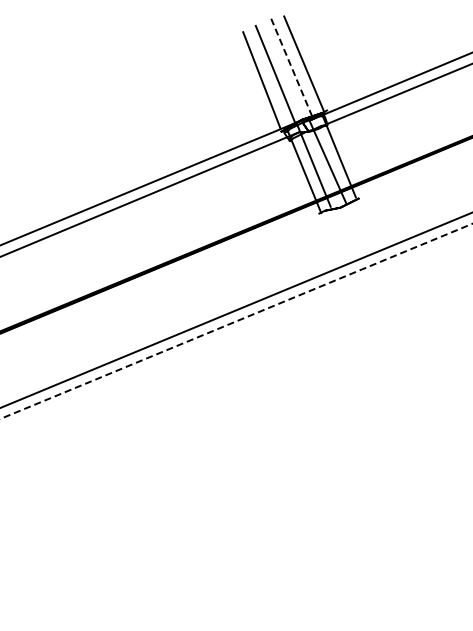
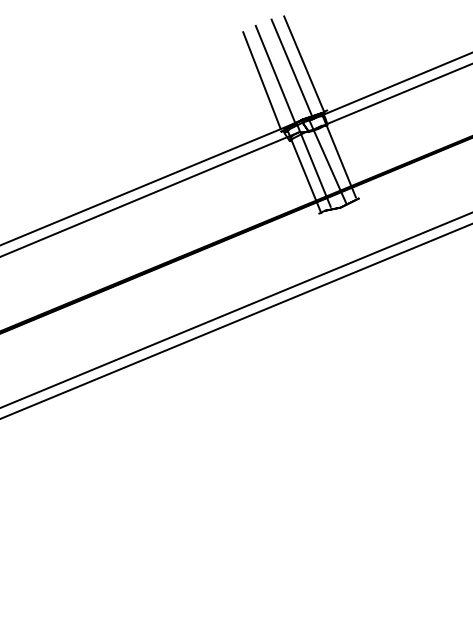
line: dashed -> solid (291, 67)
line: dashed -> solid (236, 321)
